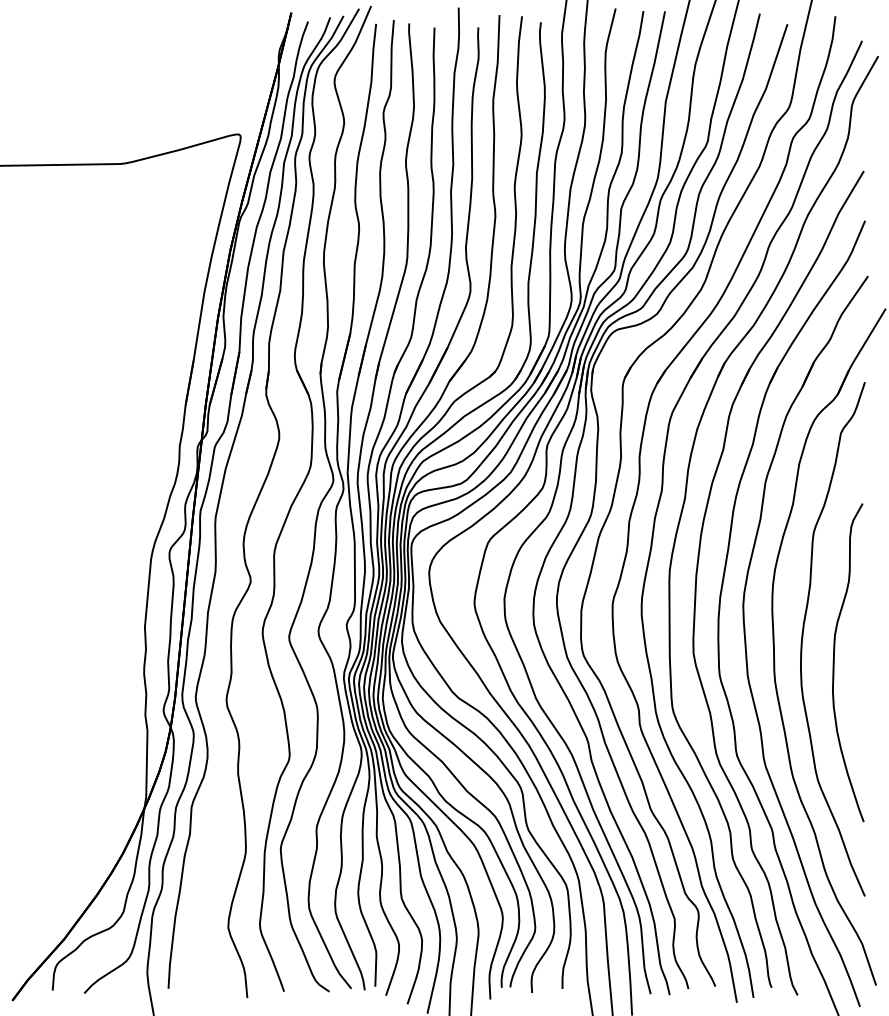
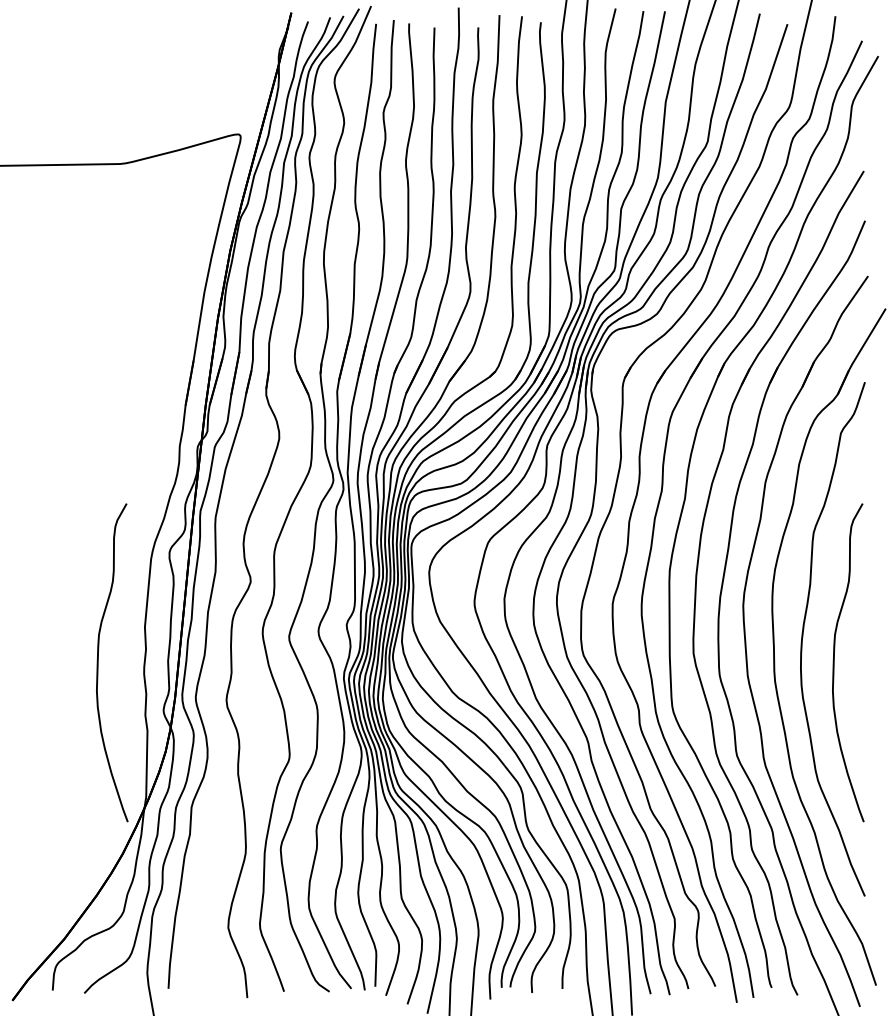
curve: none -> present (98, 662)
